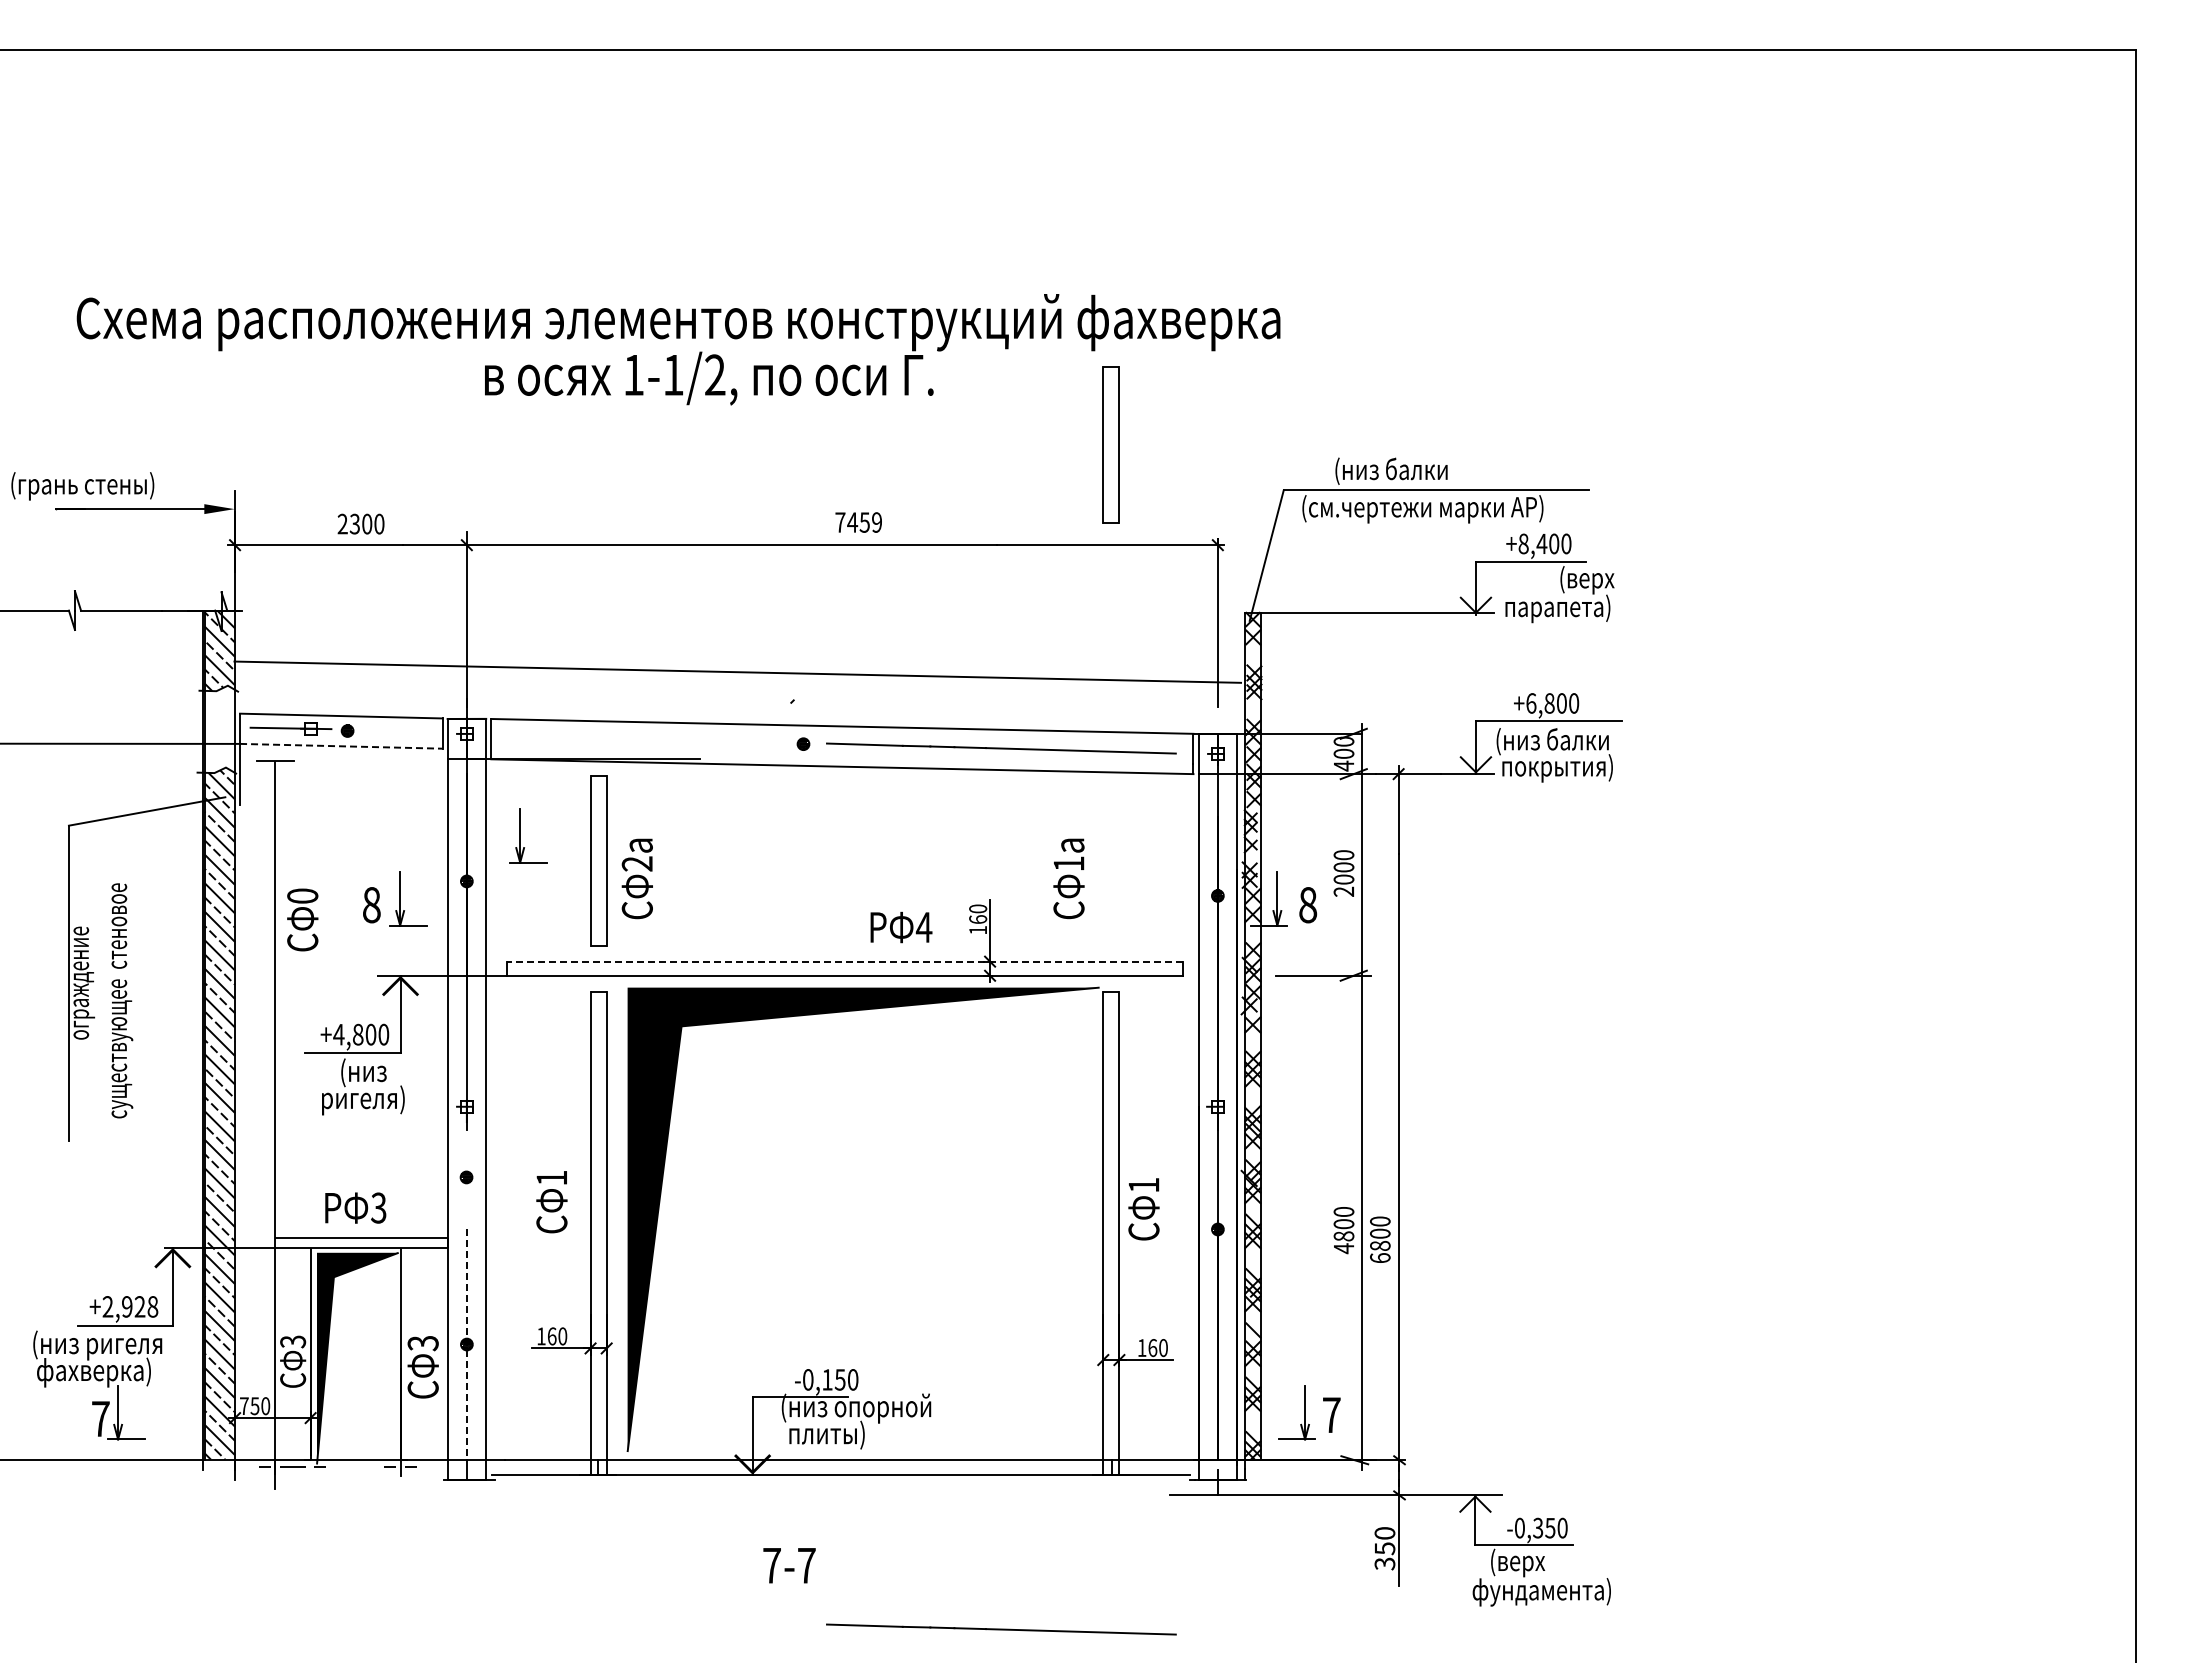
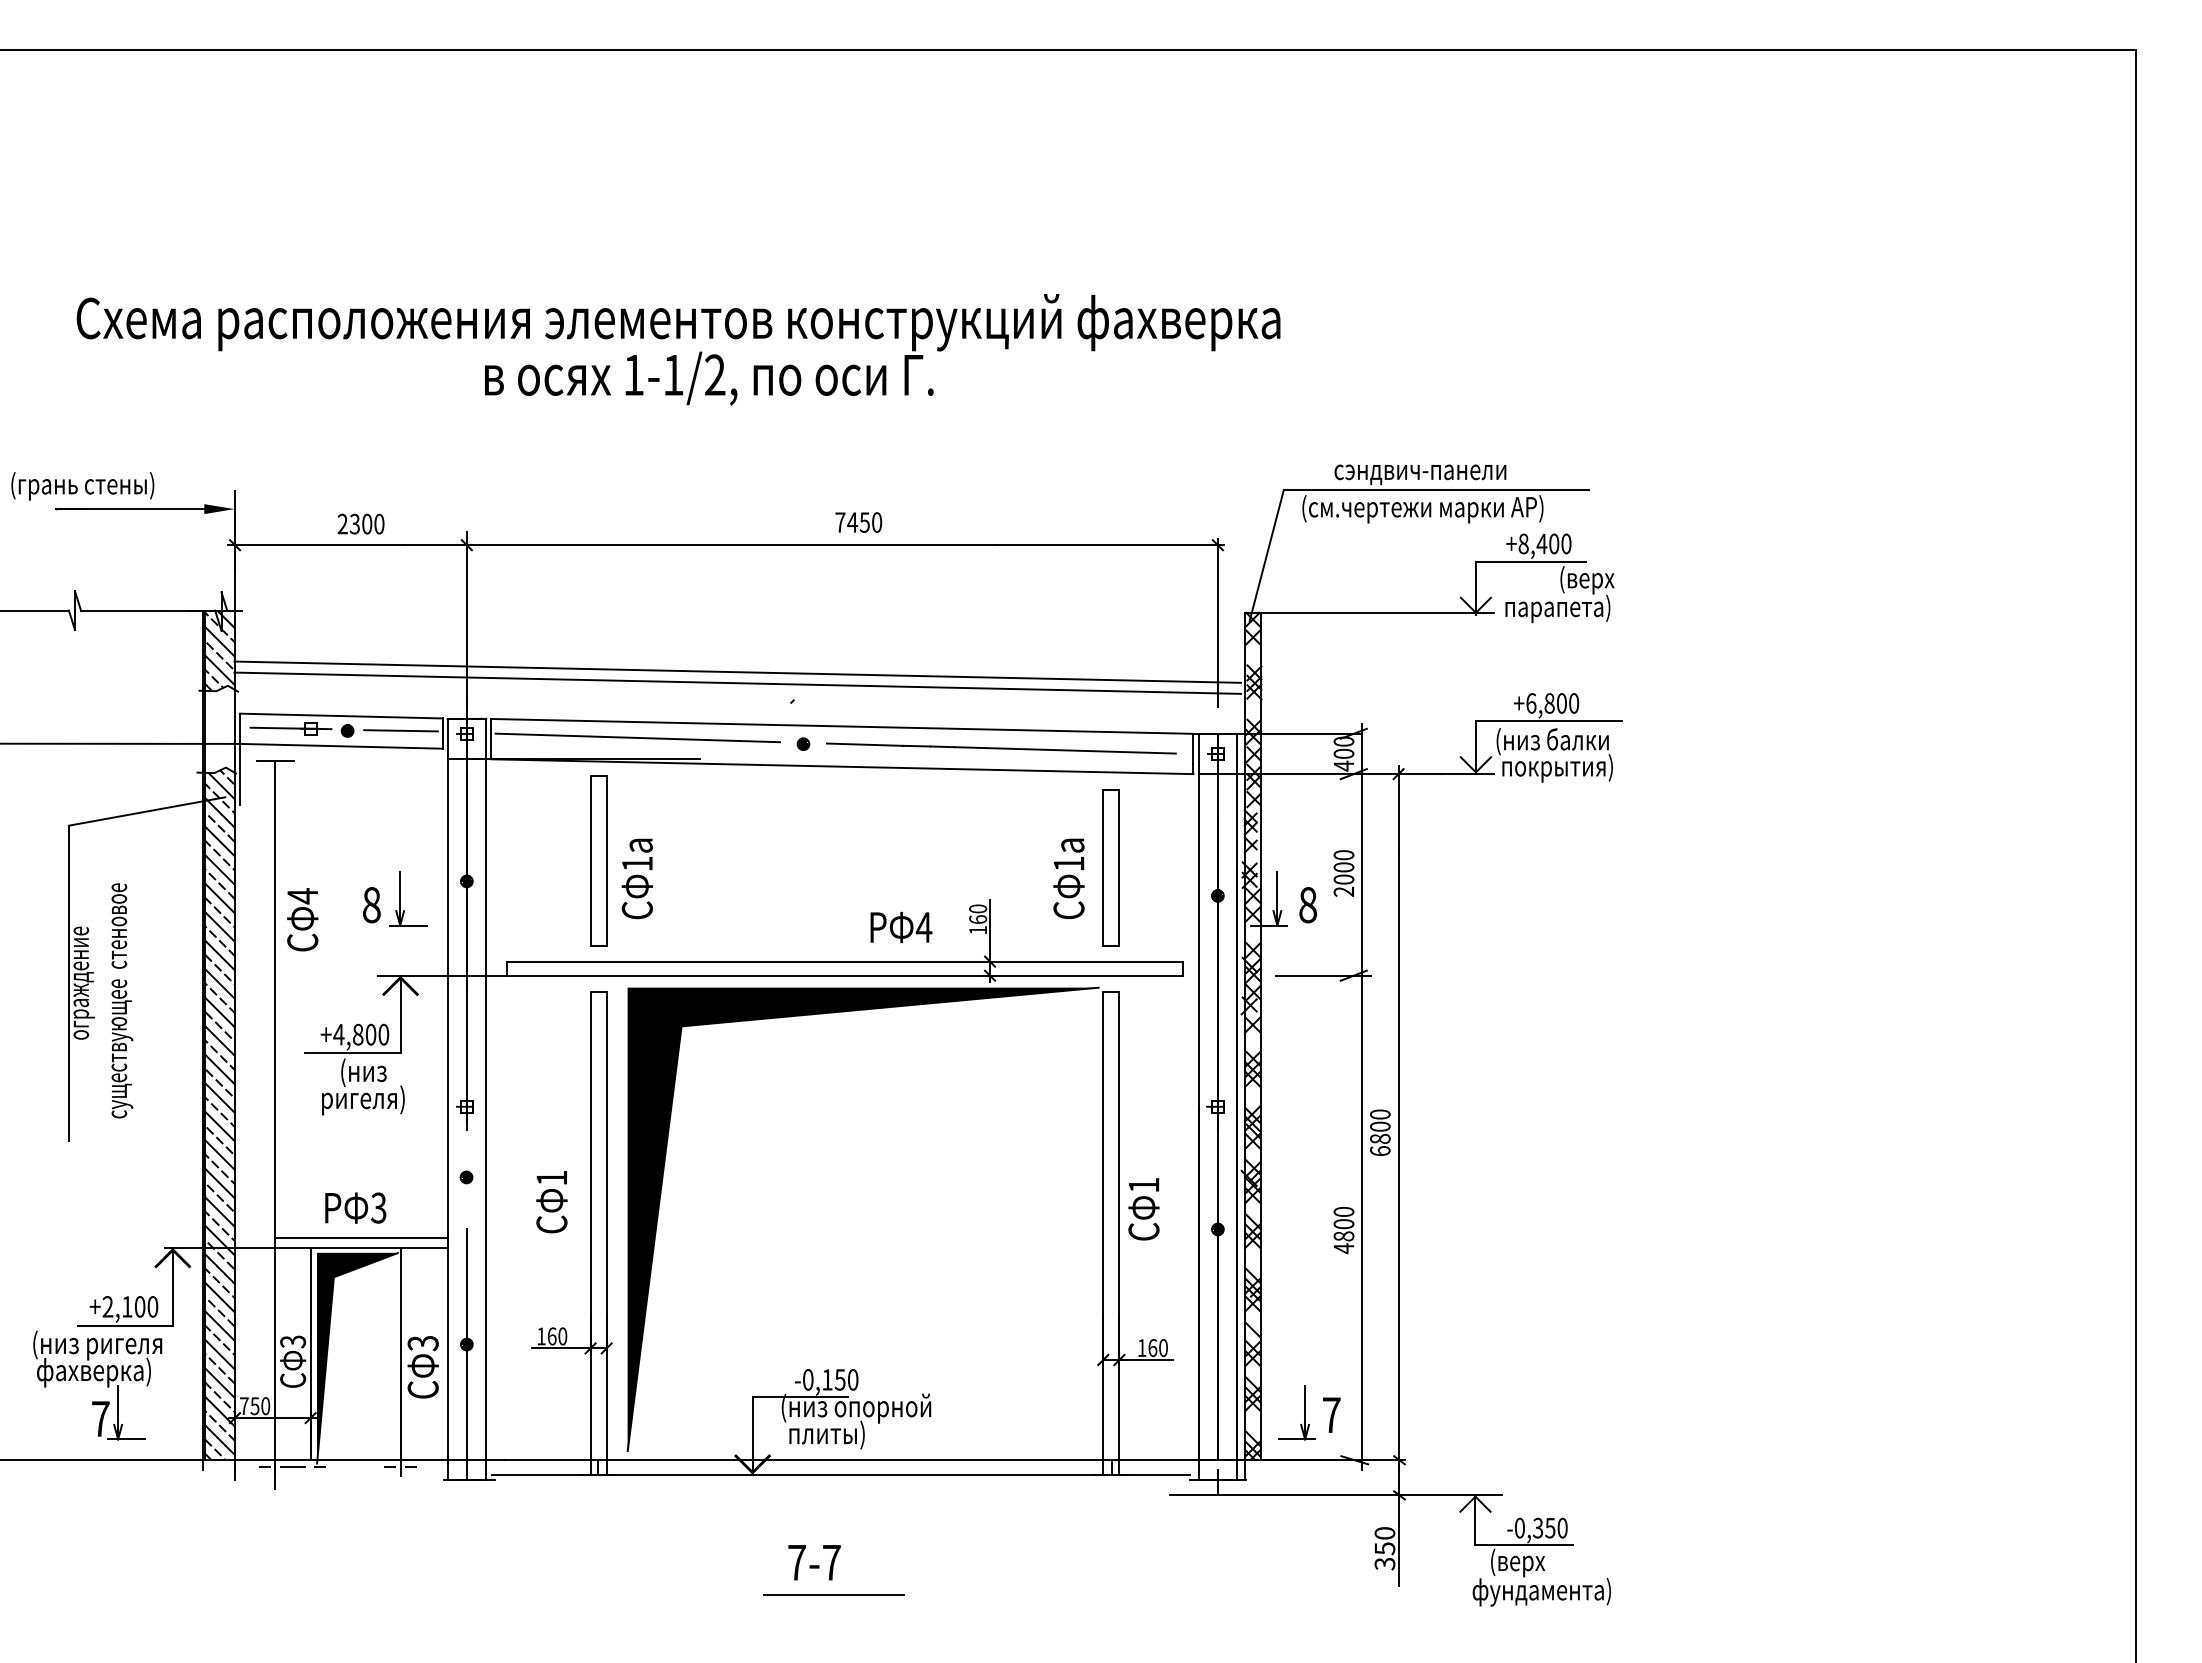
part position: (1110, 444) -> (1110, 867) (1110, 867)
text: (низ балки -> сэндвич-панели (1420, 471)
text: 7459 -> 7450 (877, 522)
line: none -> present (737, 682)
line: none -> present (400, 730)
line: none -> present (637, 737)
line: dashed -> solid (341, 746)
part: present -> none (520, 835)
text: 2 -> 1 (636, 863)
text: 0 -> 4 (302, 896)
line: dashed -> solid (844, 961)
text position: (1380, 1239) -> (1380, 1132) (1380, 1132)
text: +2,928 -> +2,100 (140, 1306)
line: dashed -> solid (466, 1345)
text position: (789, 1565) -> (814, 1562) (814, 1562)
line: none -> present (833, 1595)
line: present -> none (1001, 1629)
